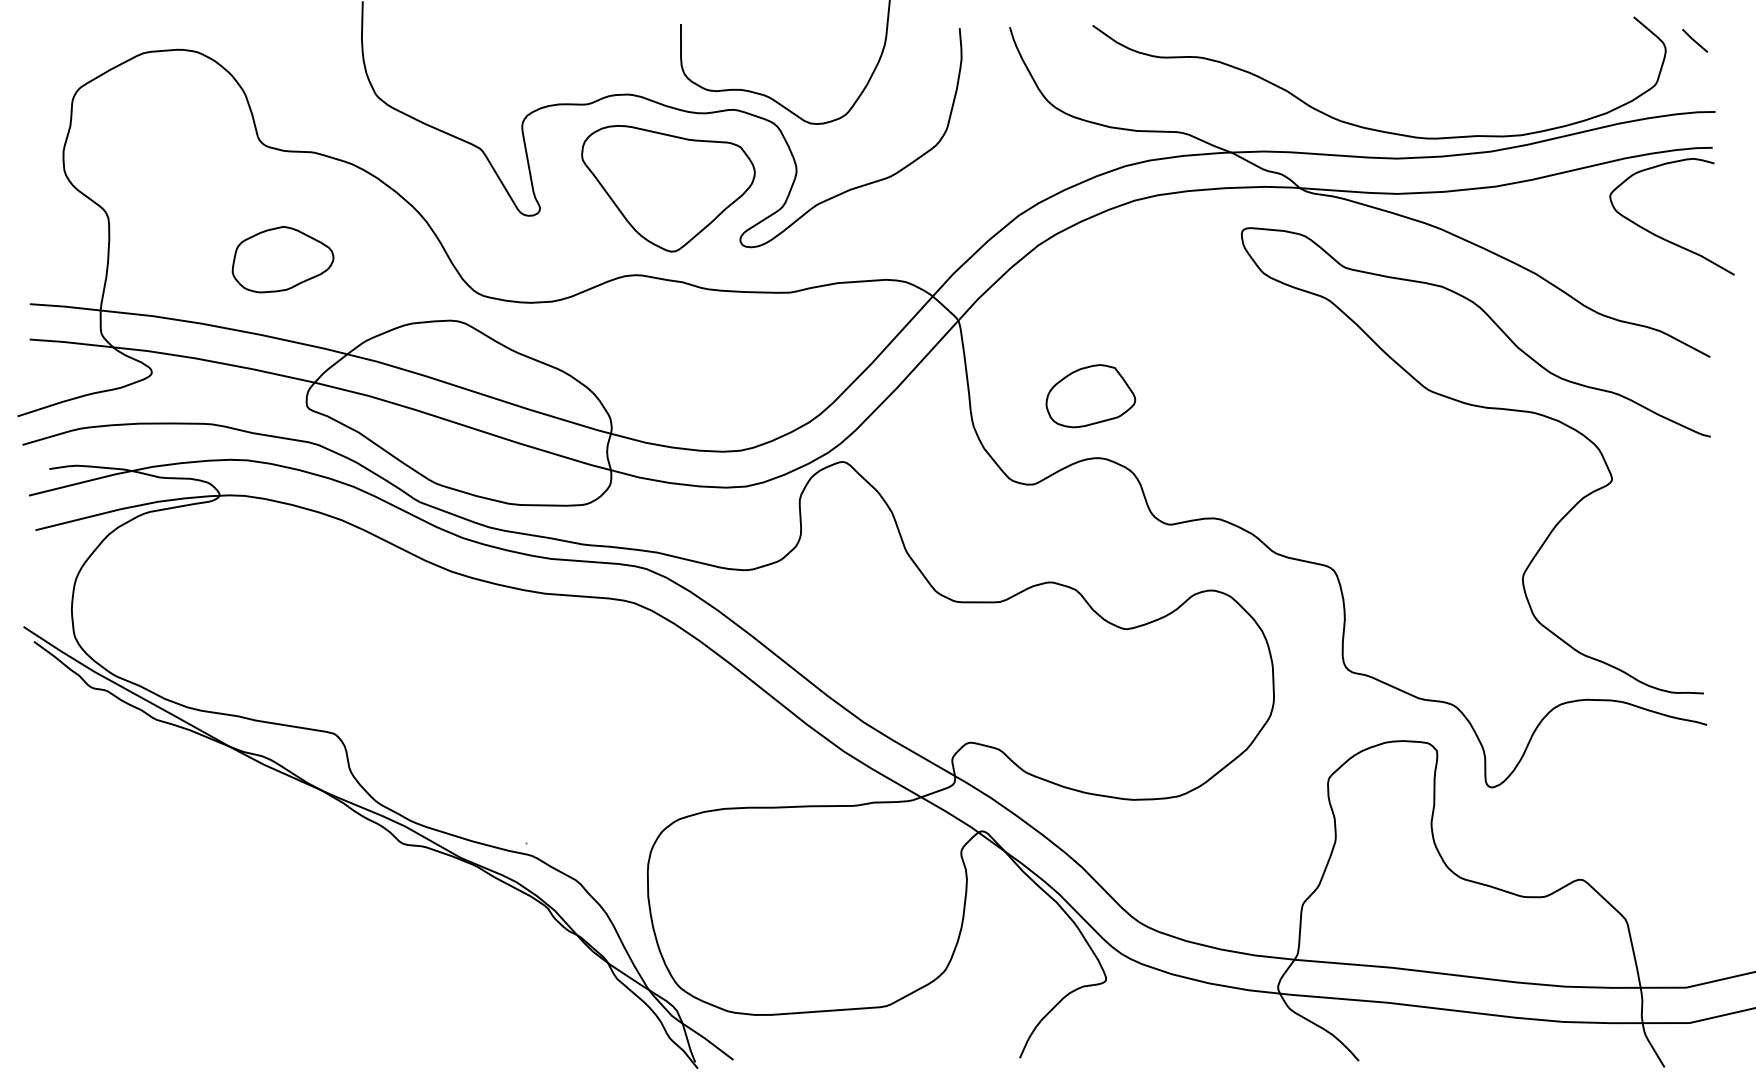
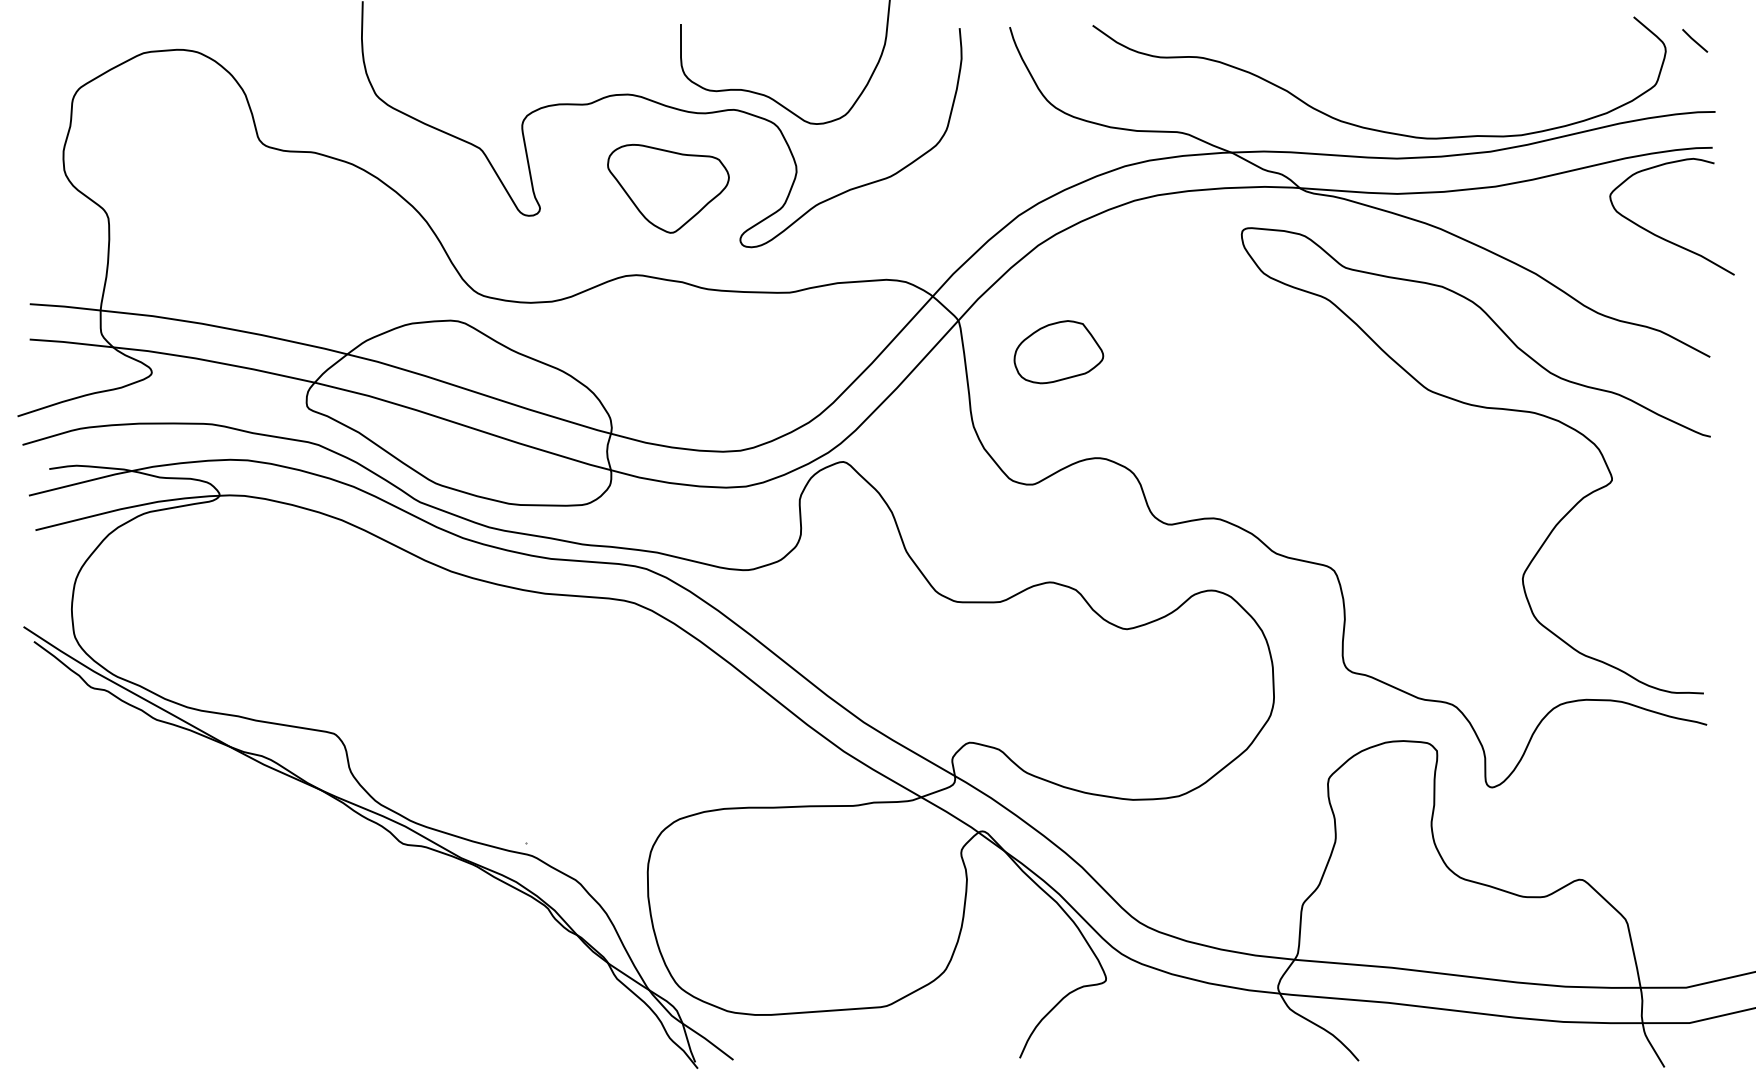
part size: 175x128 px -> 123x90 px (668, 188)
part: present -> none (282, 259)
part position: (1090, 396) -> (1058, 352) (1058, 352)
